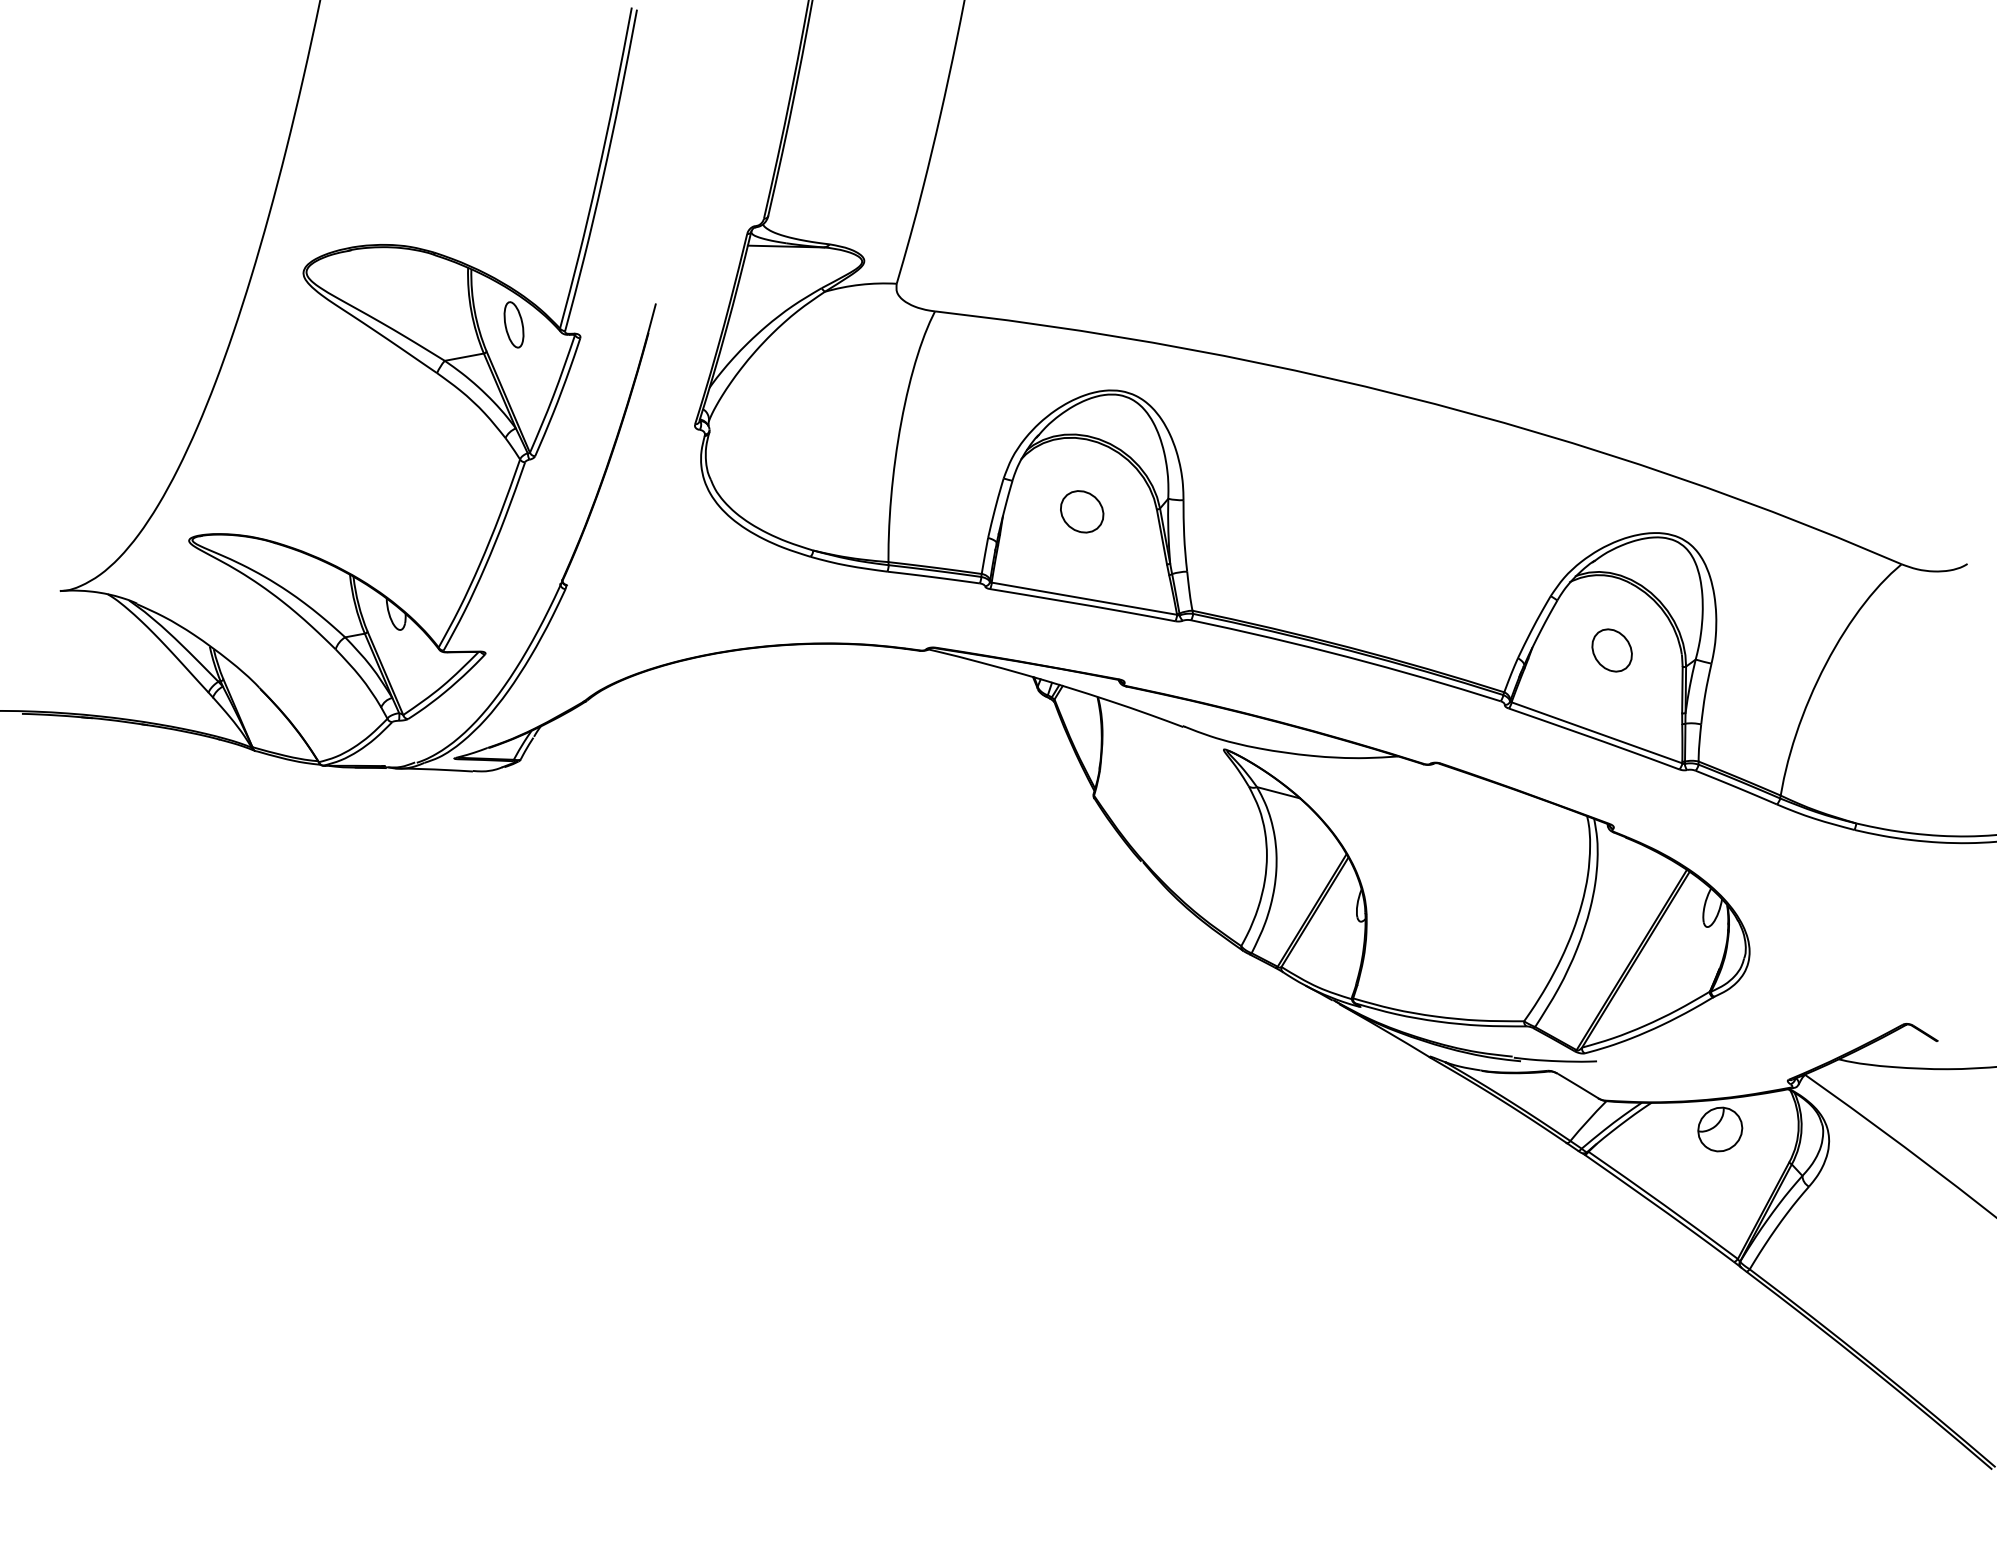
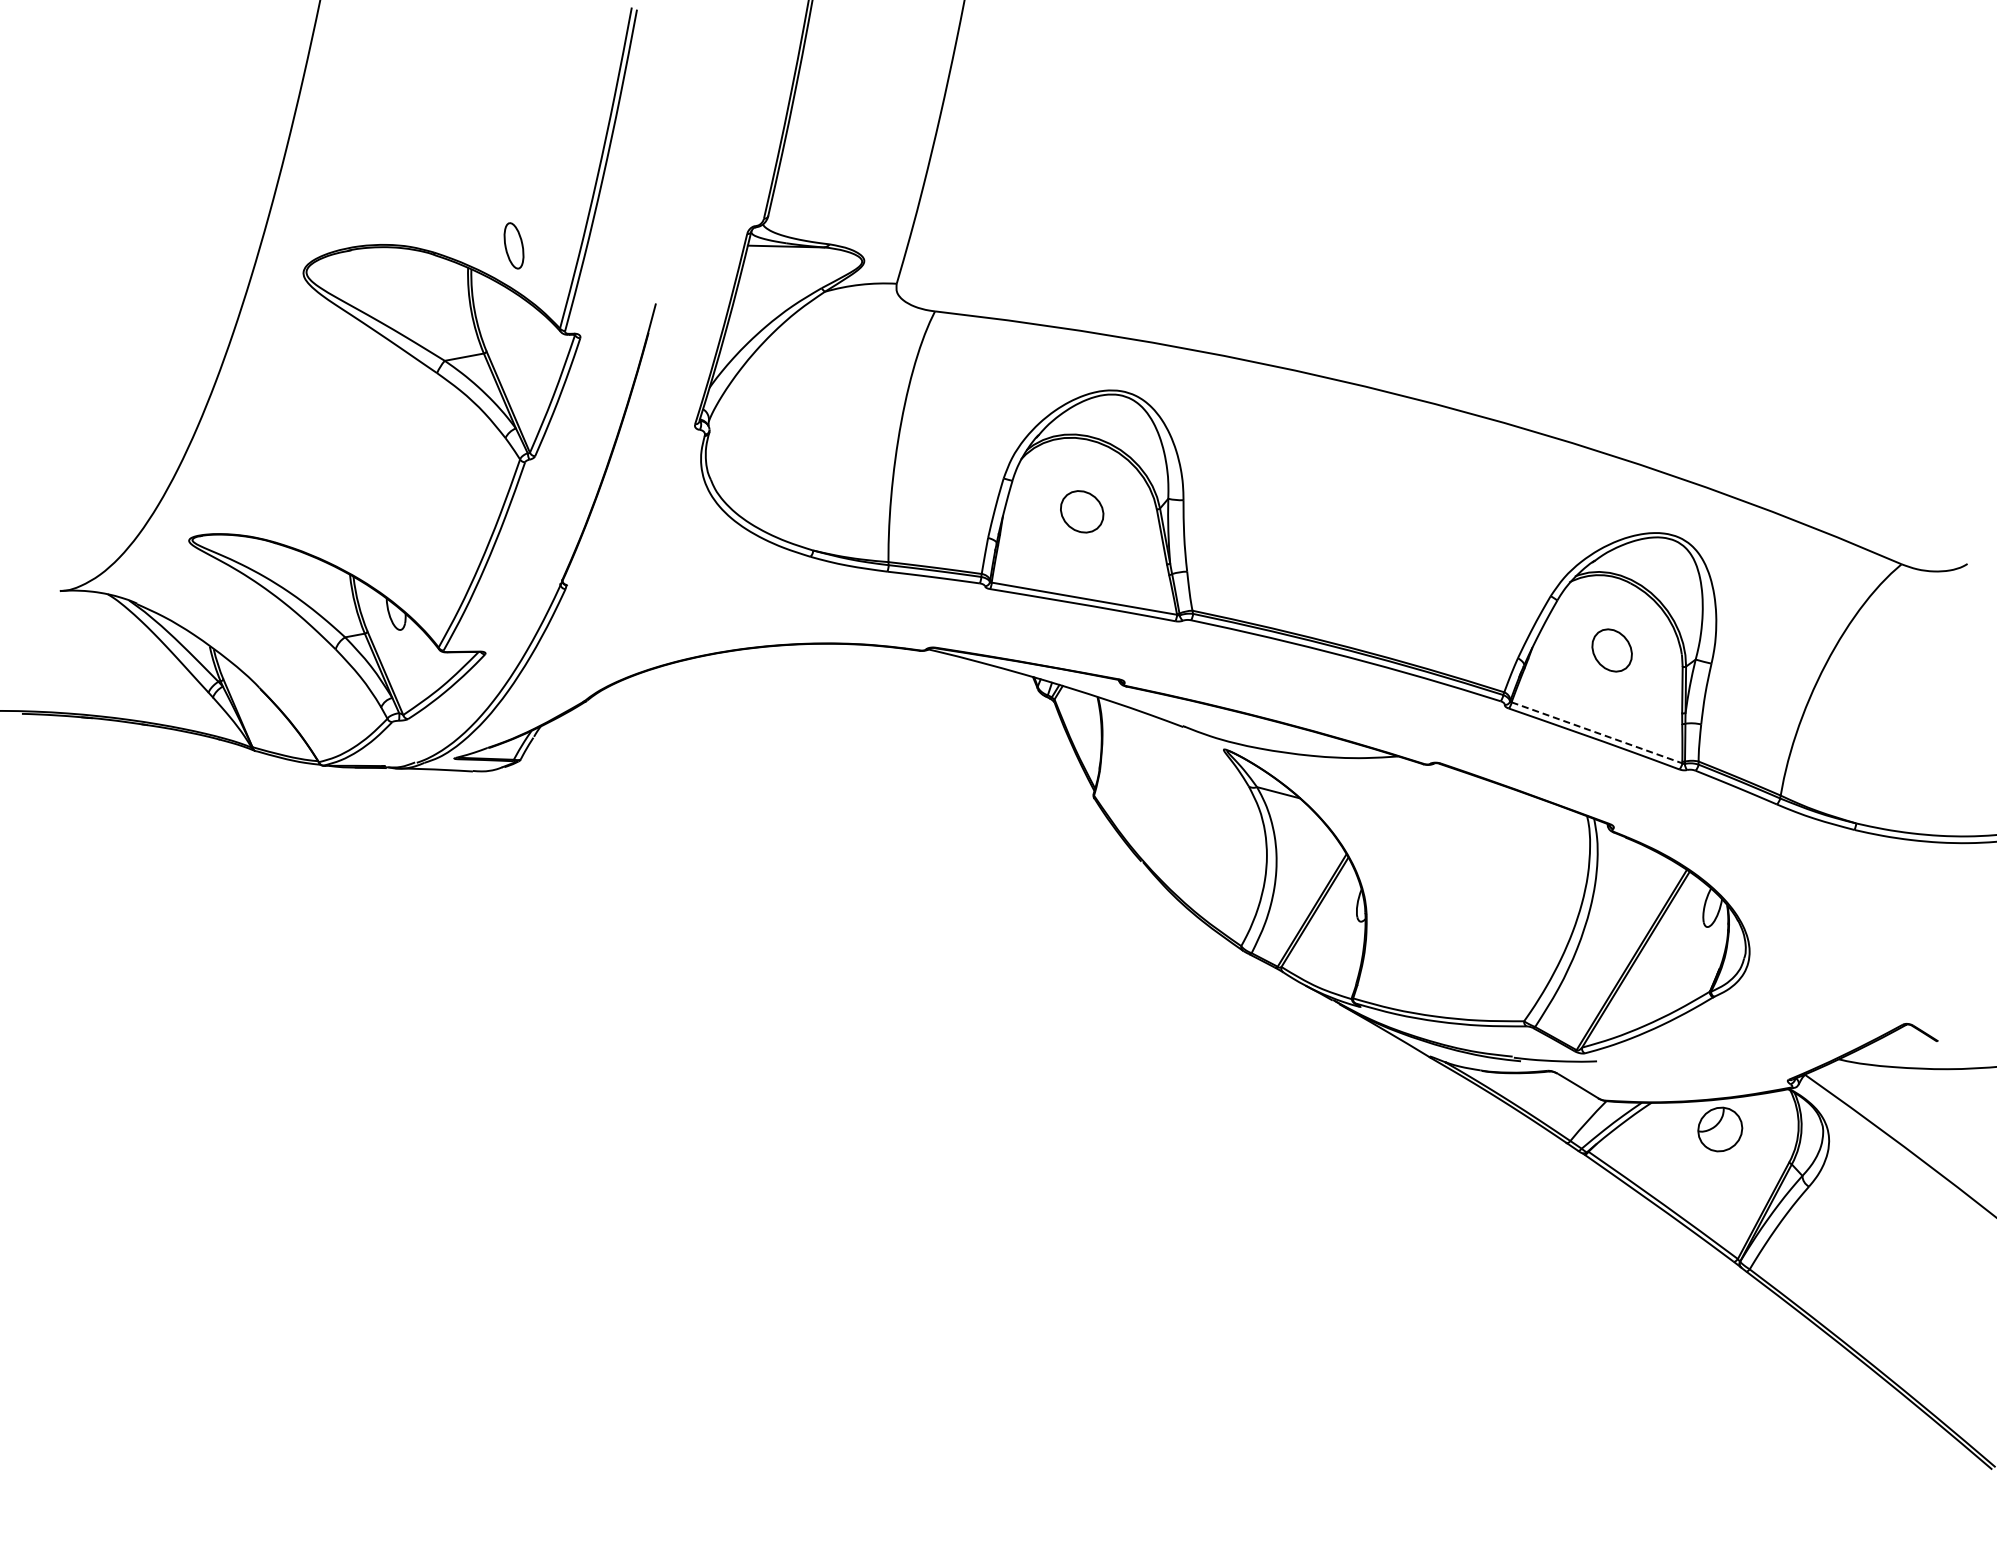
part position: (513, 324) -> (513, 245) (513, 245)
line: solid -> dashed (1596, 732)
